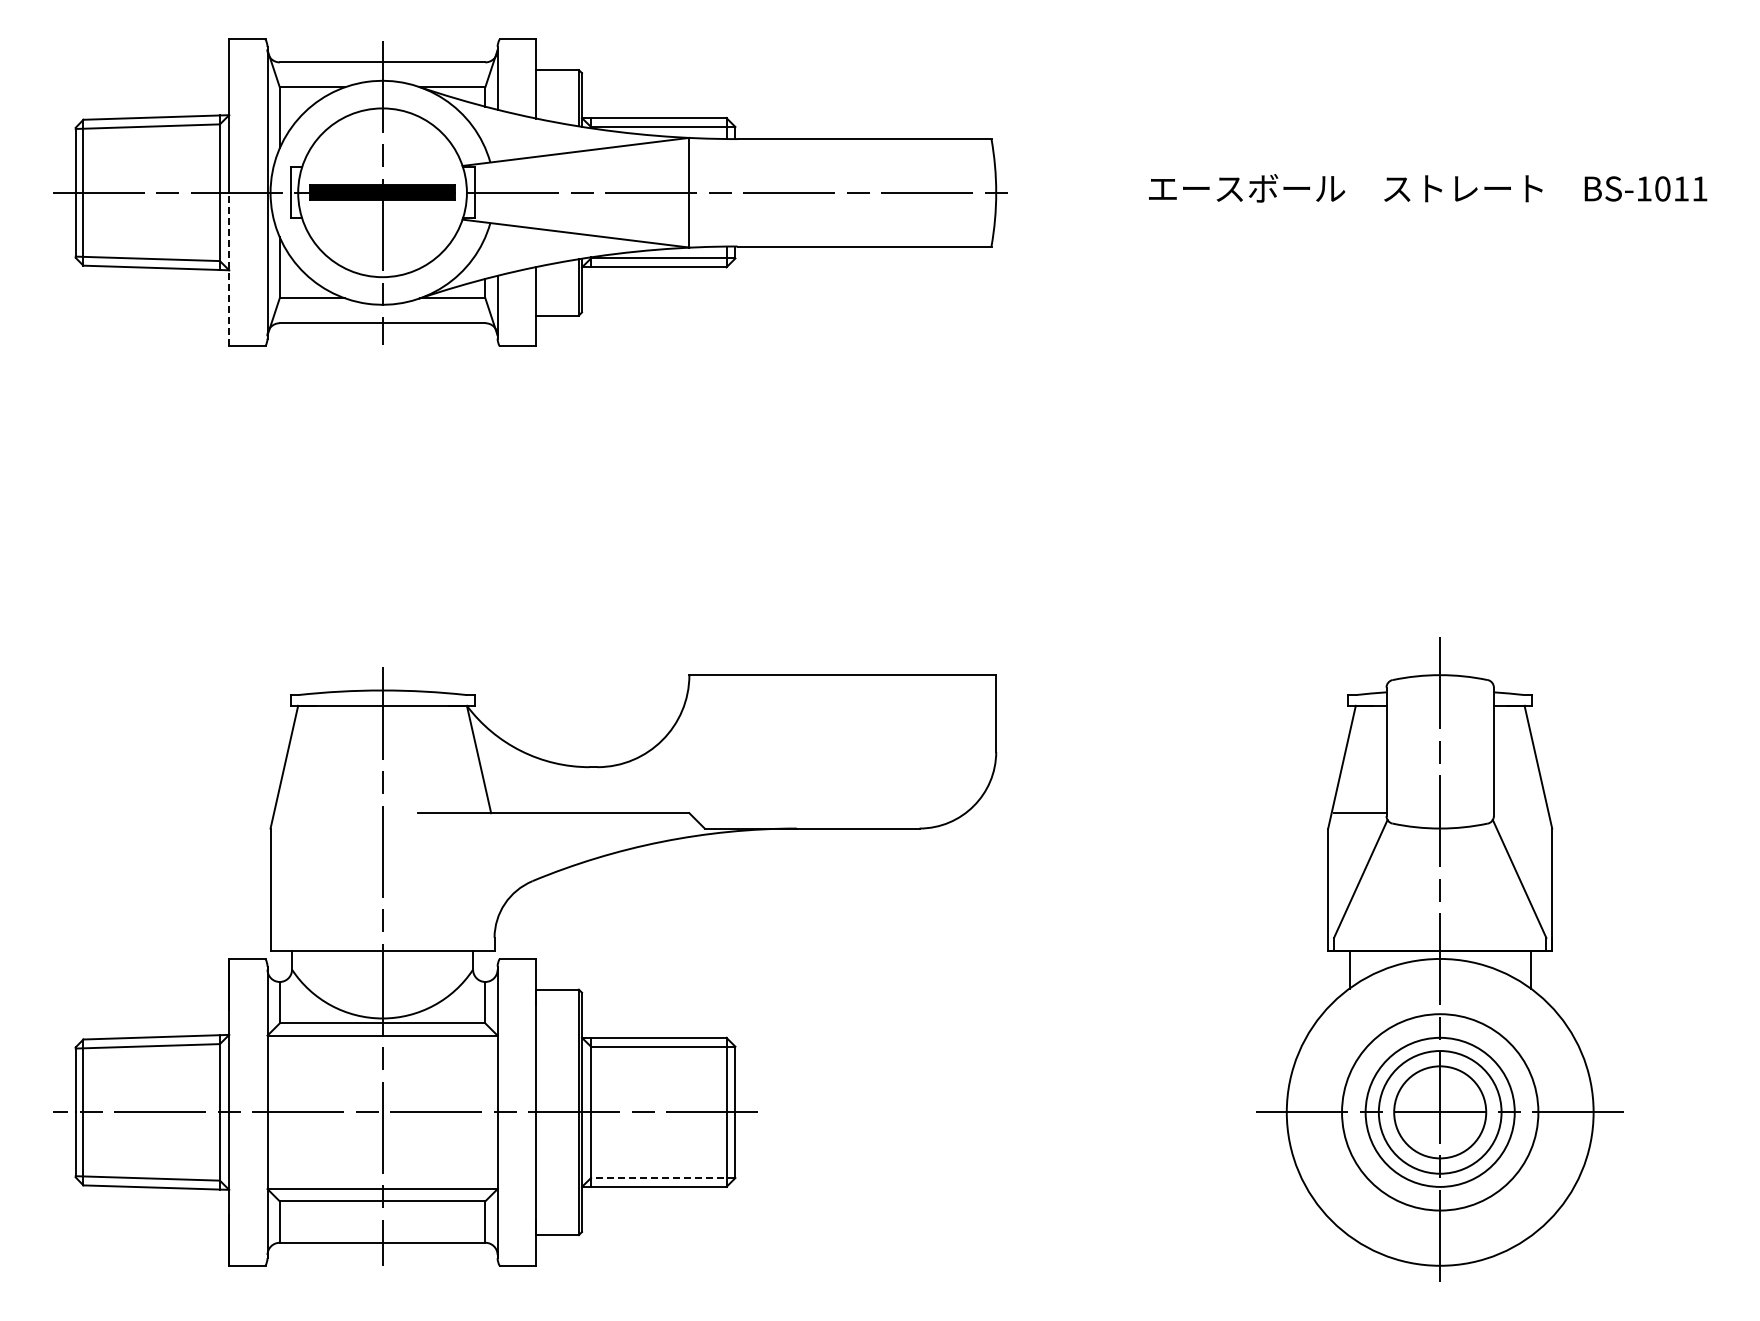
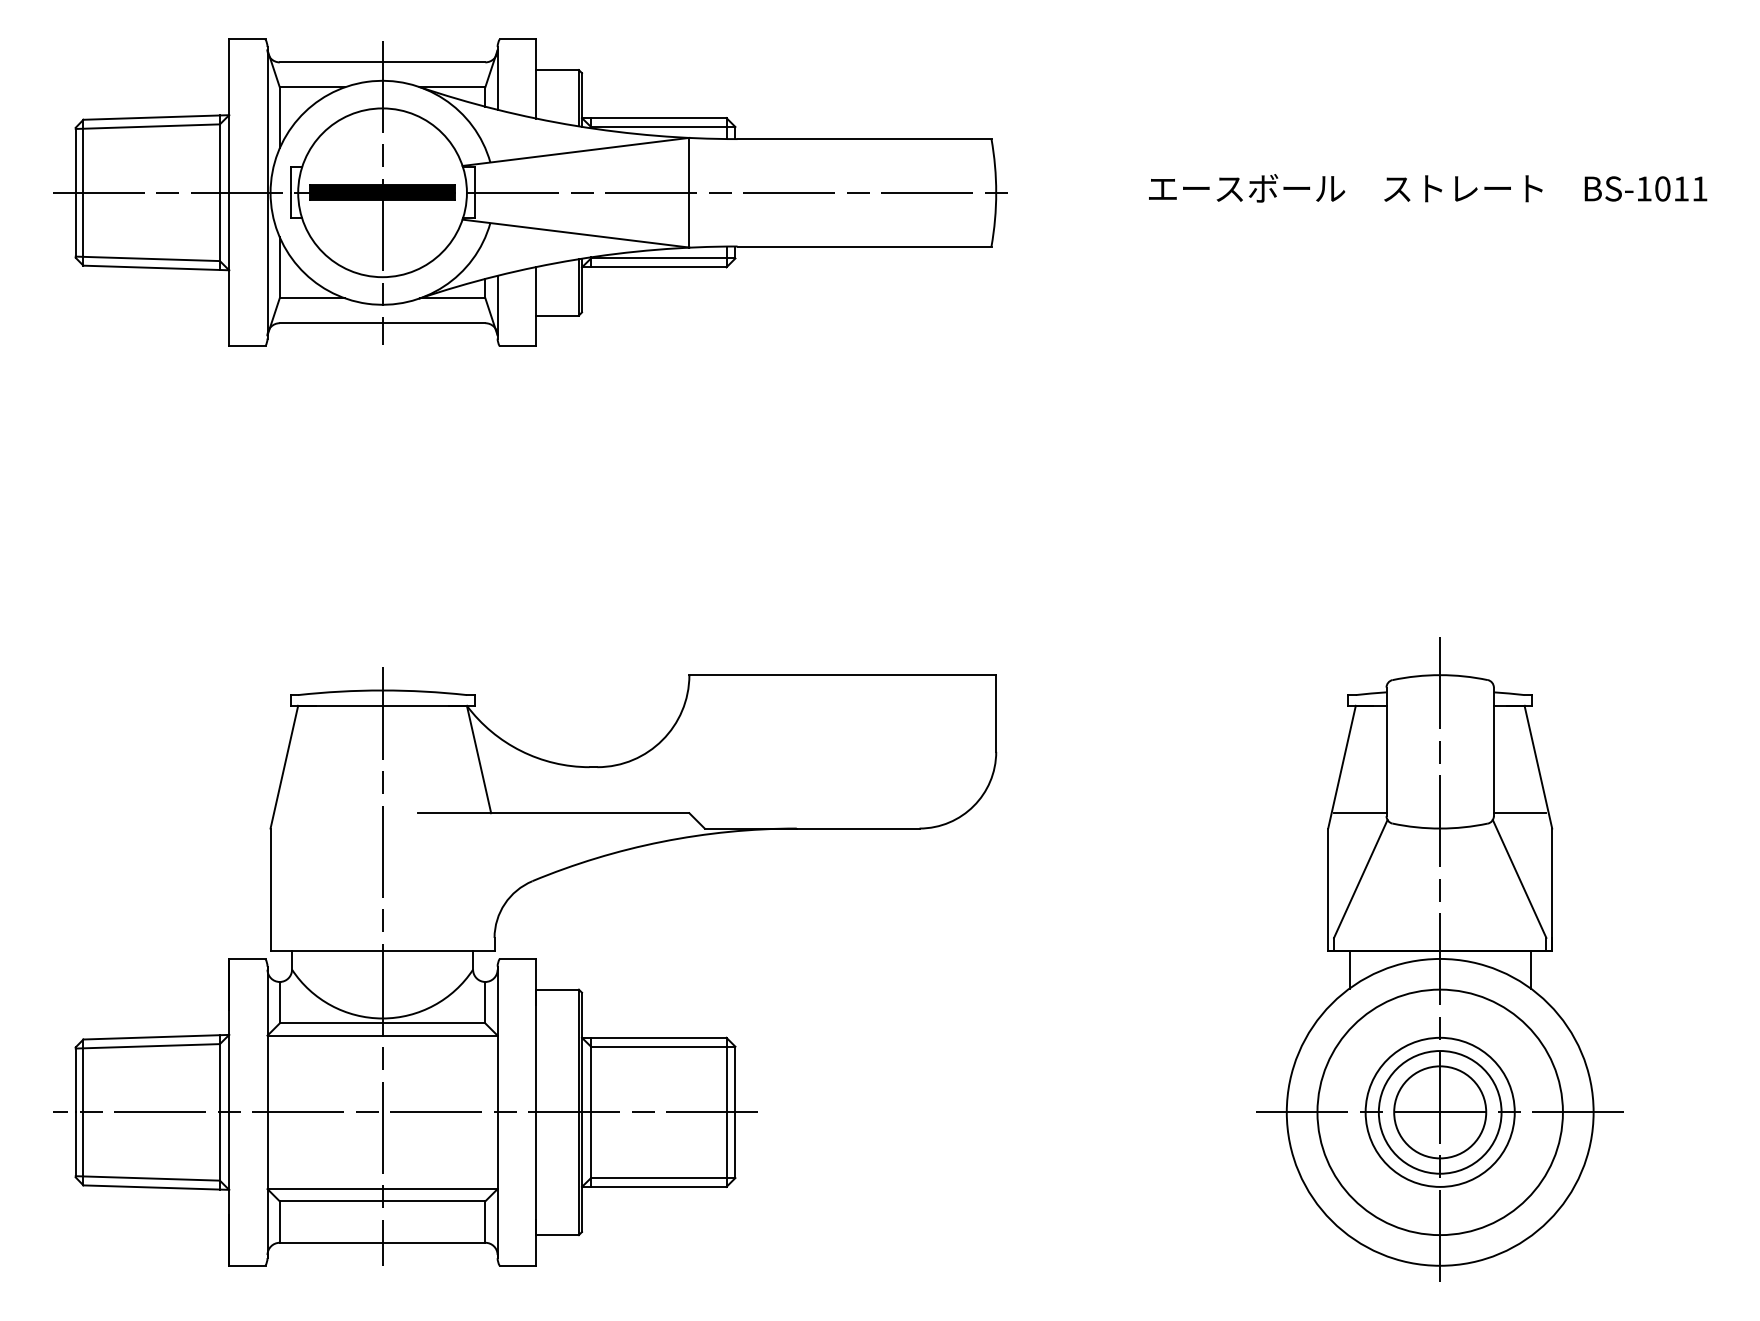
line: dashed -> solid (229, 269)
line: none -> present (1519, 813)
circle diameter: 196 px -> 245 px (1439, 1112)
line: dashed -> solid (662, 1178)
